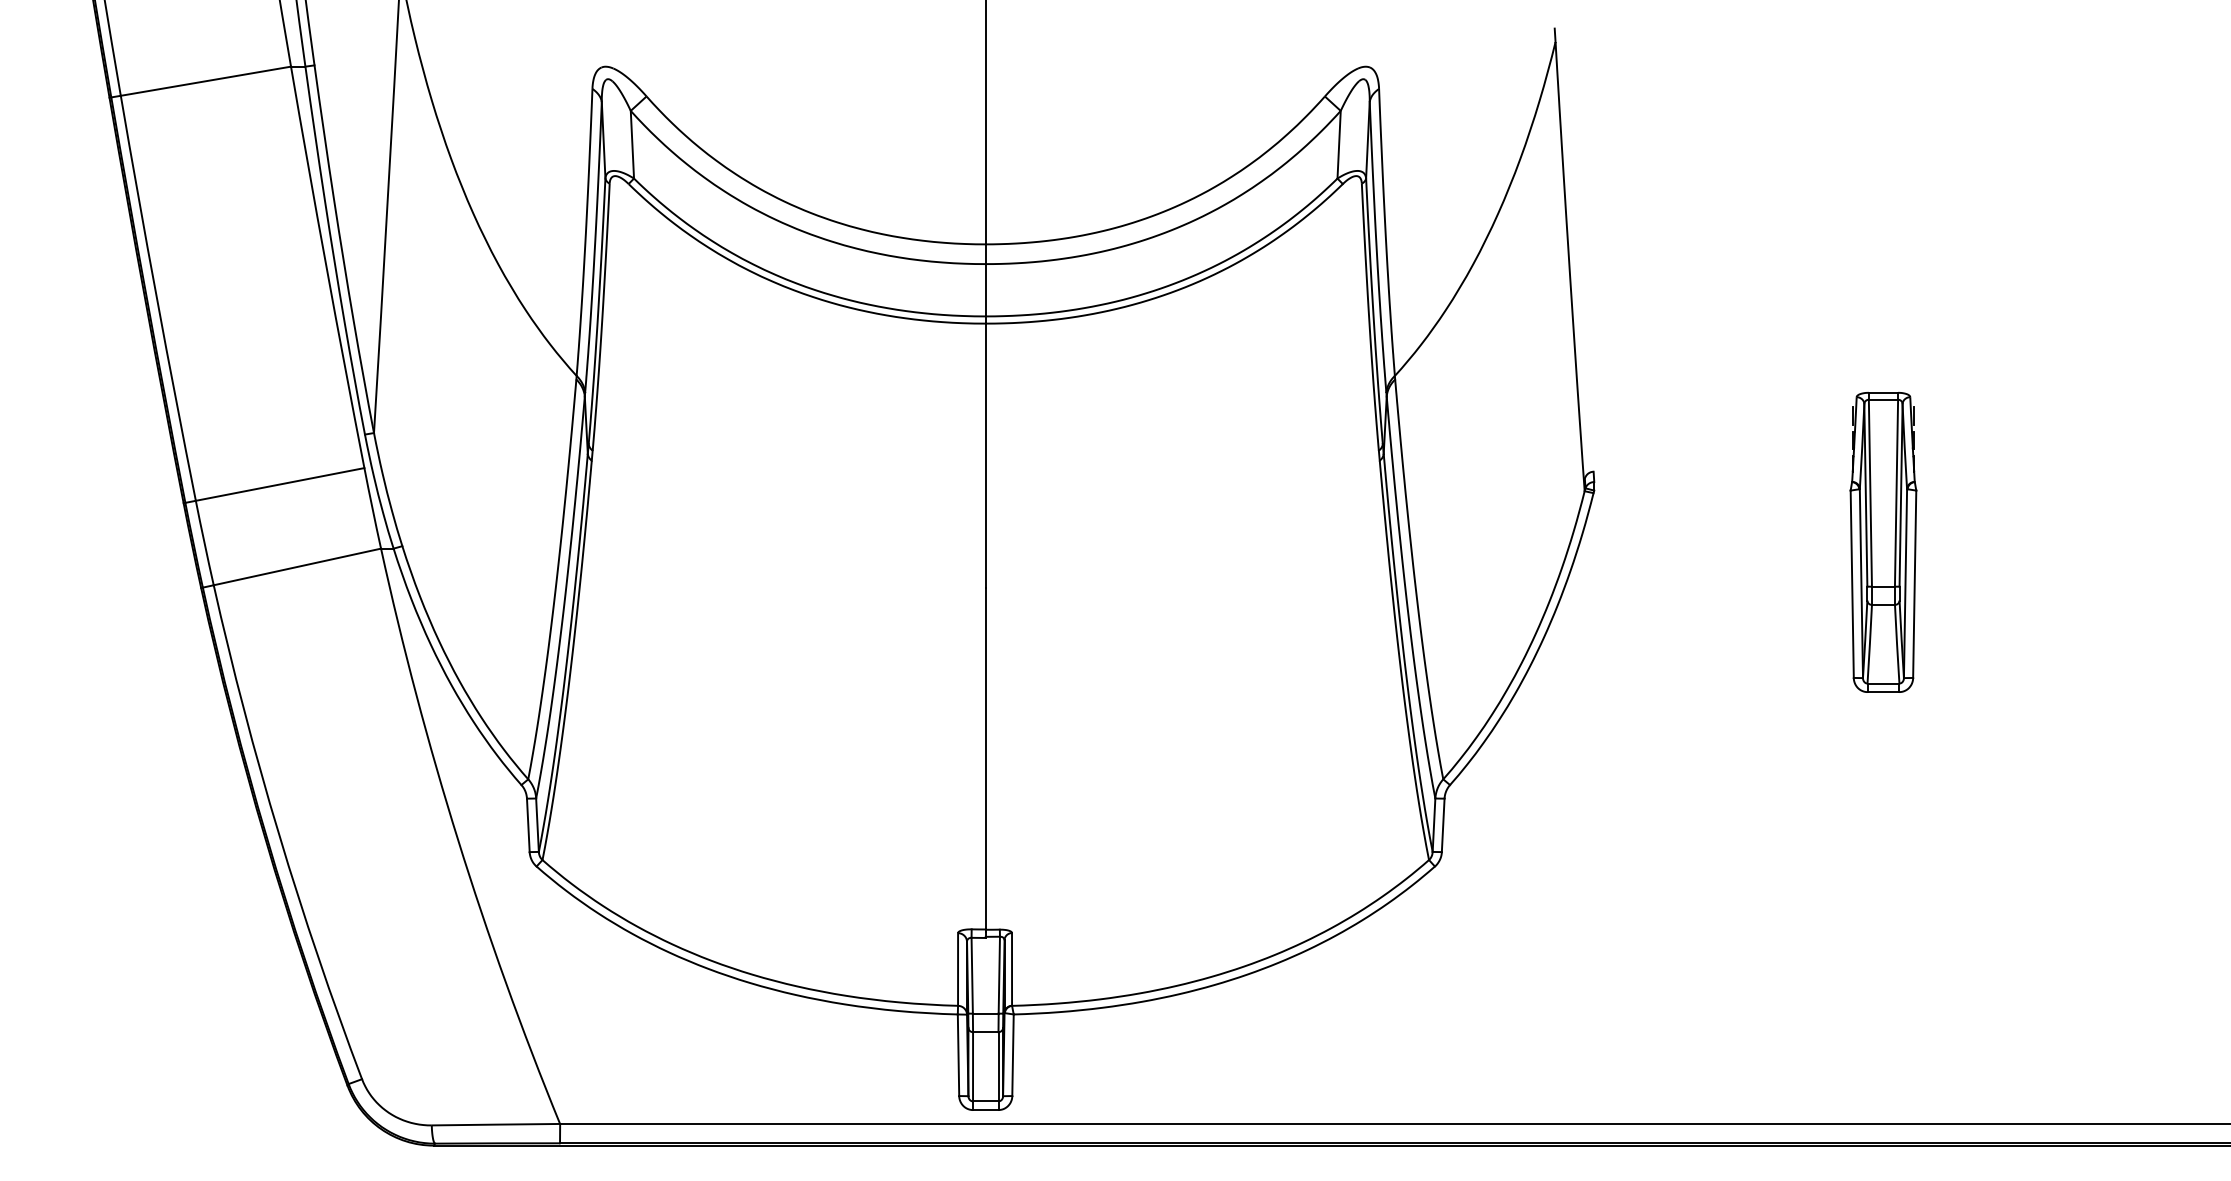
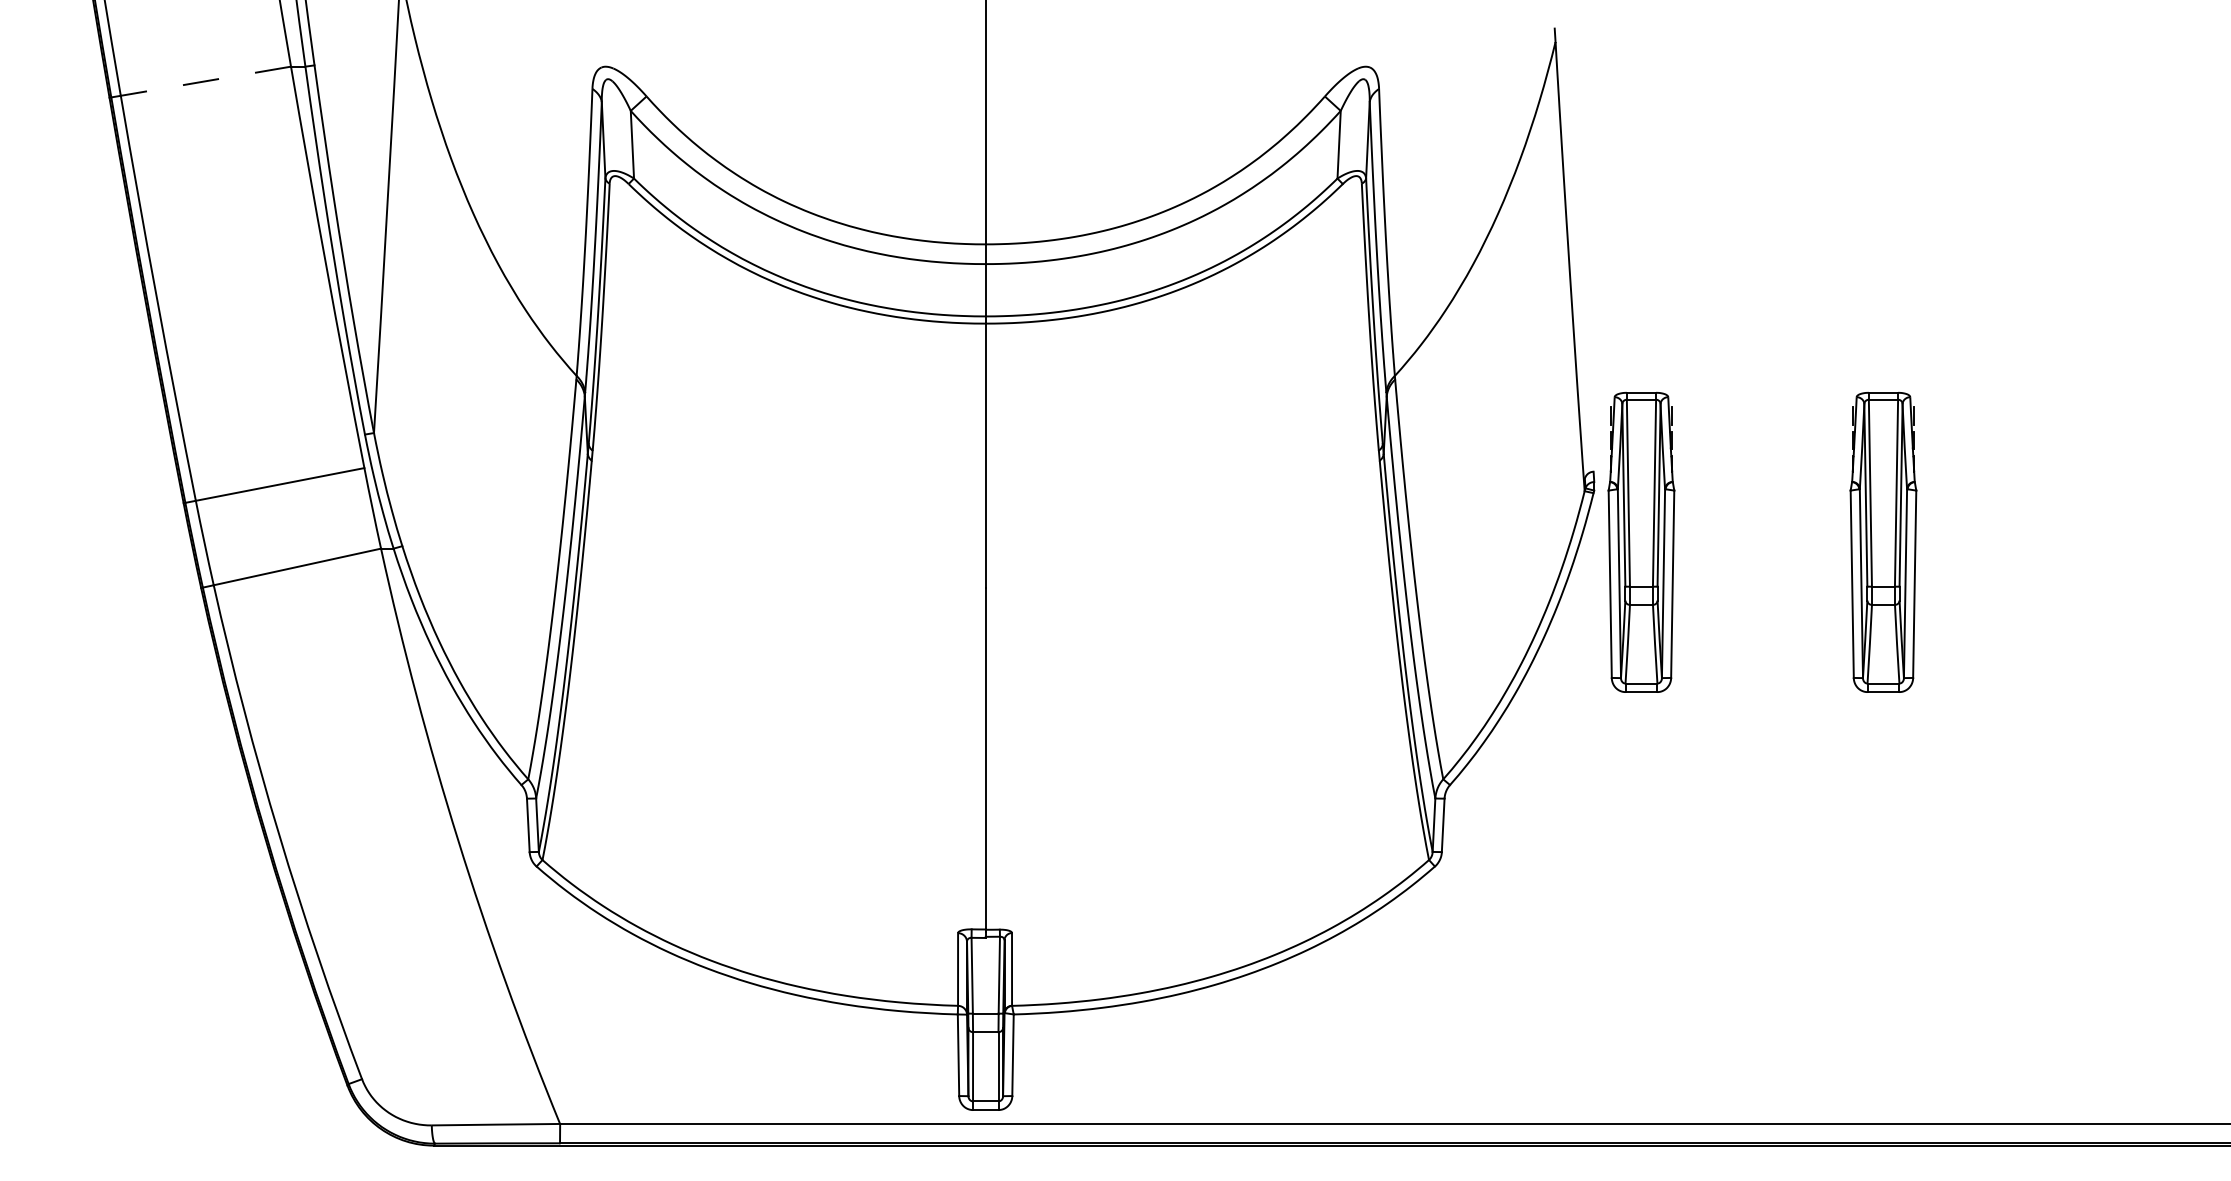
line: solid -> dashed (205, 81)
part: none -> present (1641, 542)
